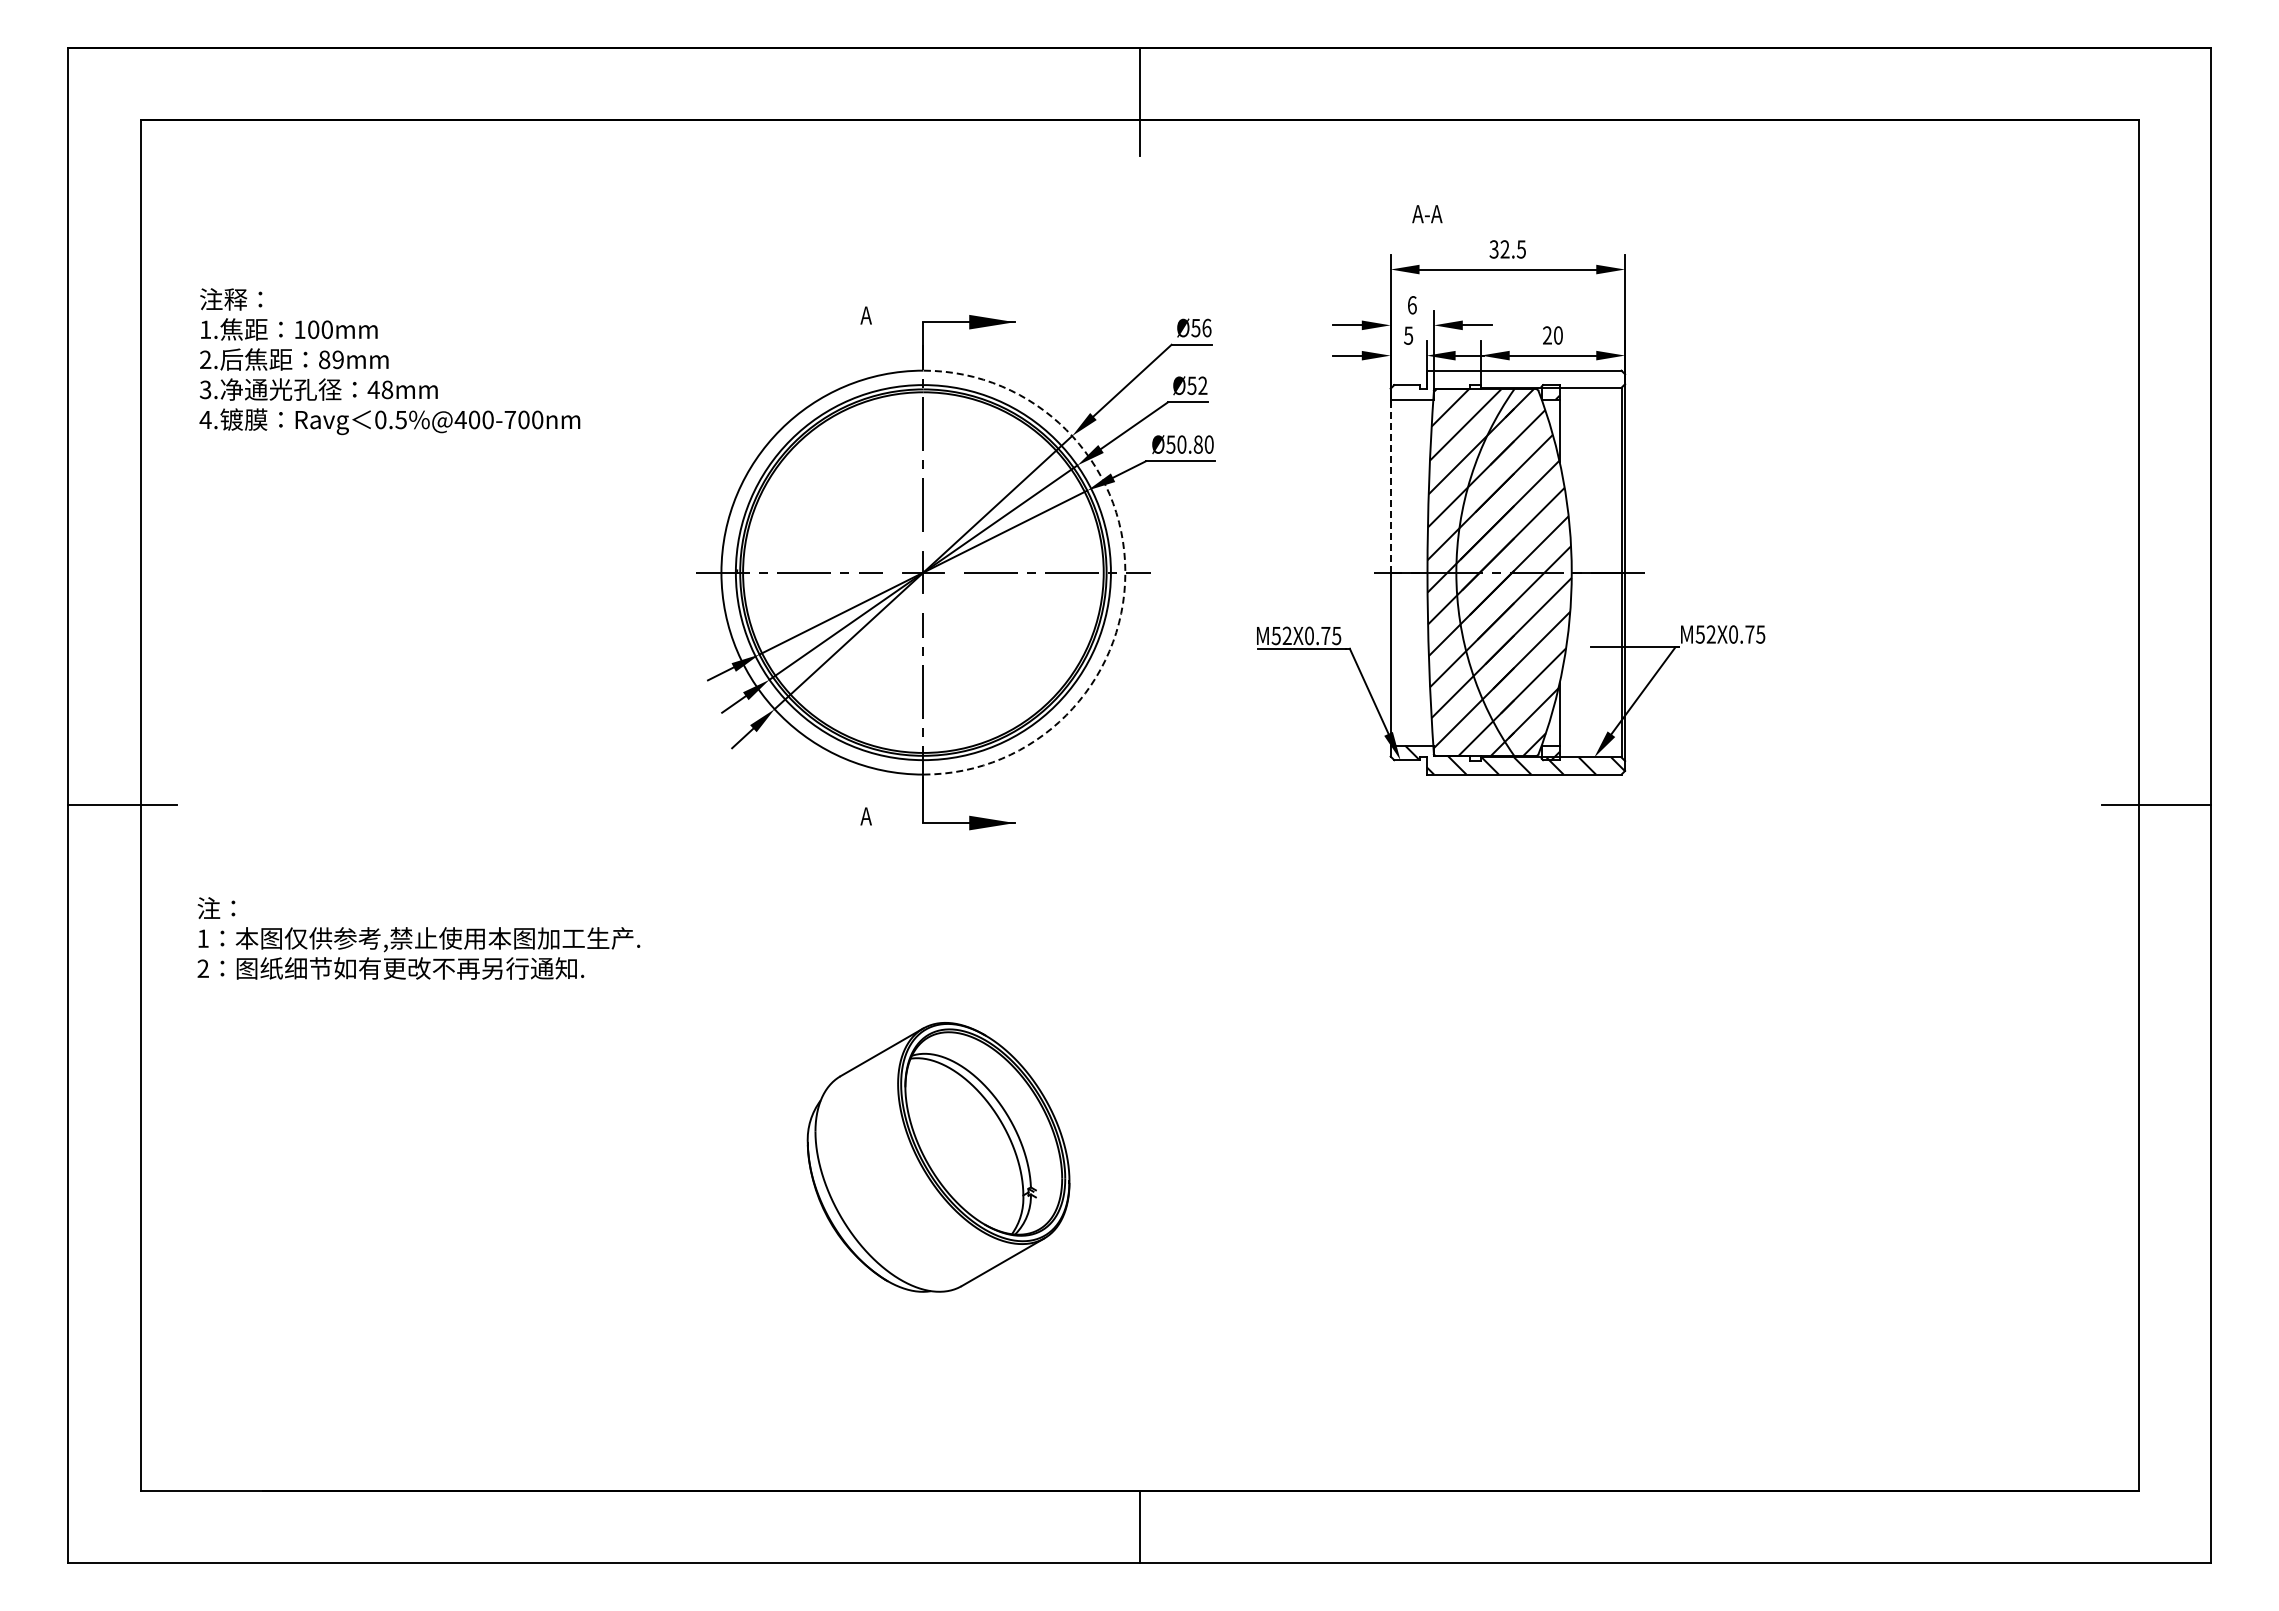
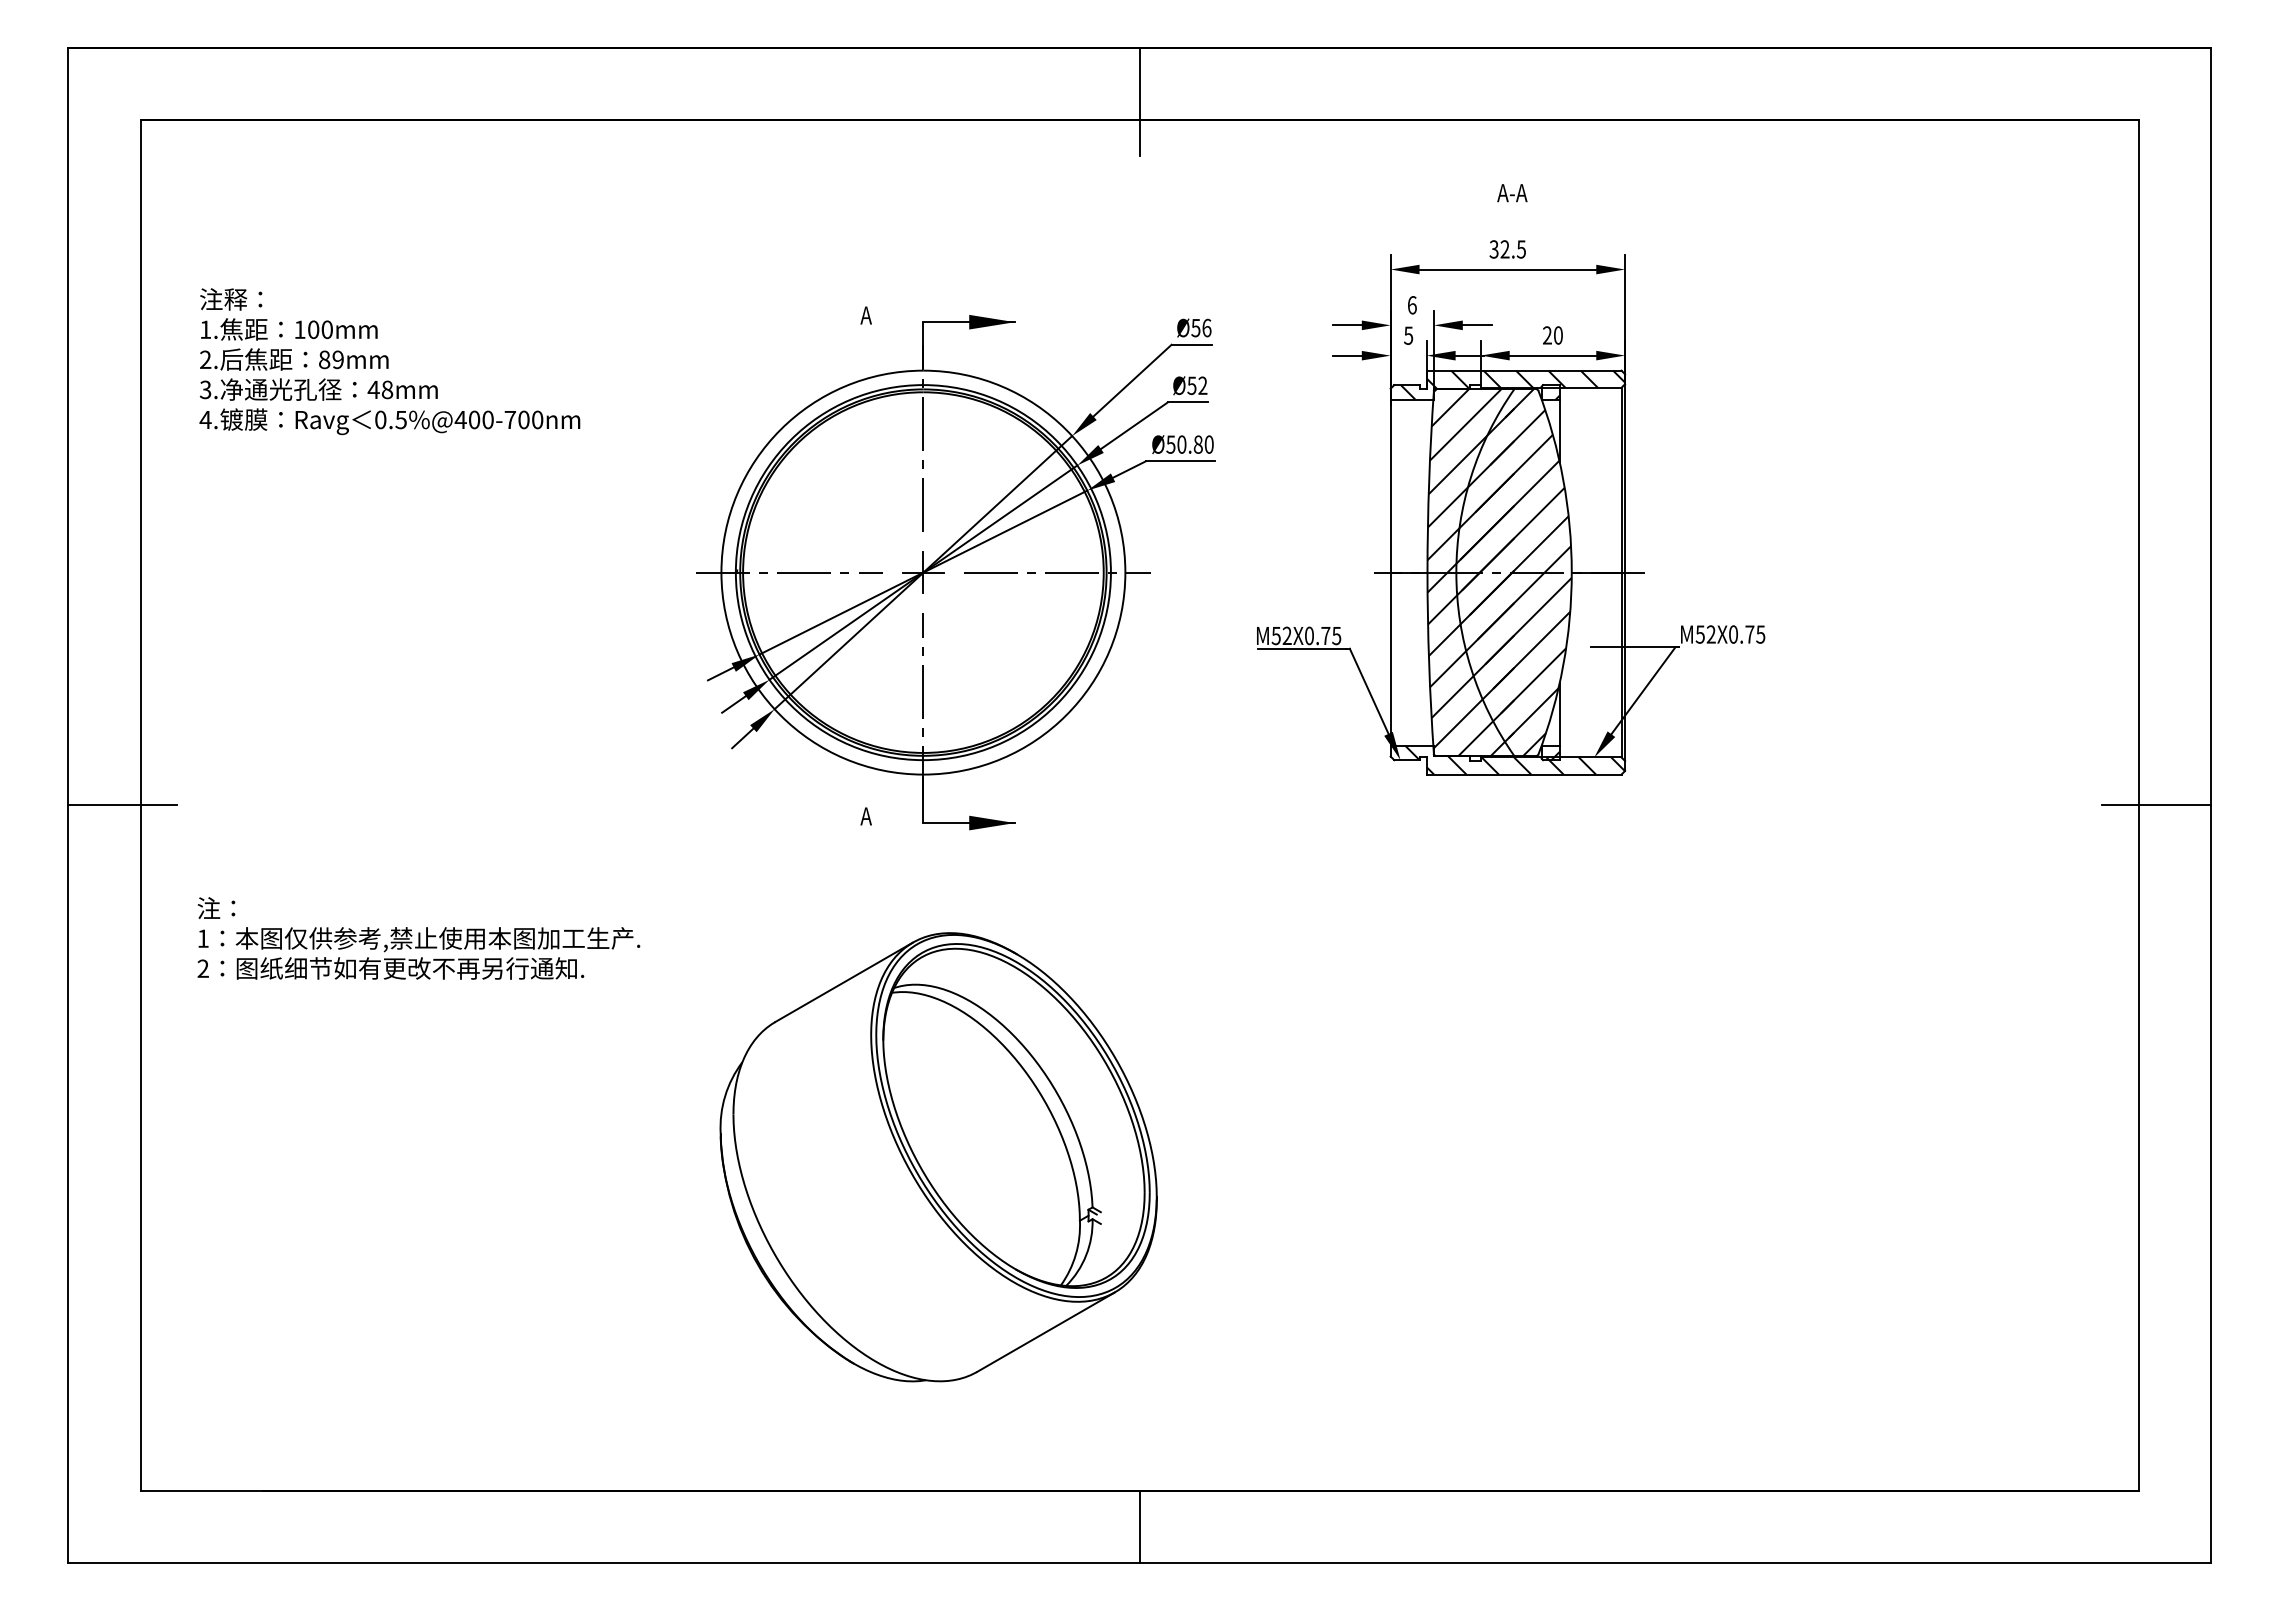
text position: (1427, 214) -> (1512, 193) (1512, 193)
hatch: none -> present (1512, 384)
line: dashed -> solid (1390, 486)
arc: dashed -> solid (1125, 572)
part size: 265x271 px -> 439x451 px (938, 1157)
